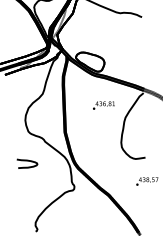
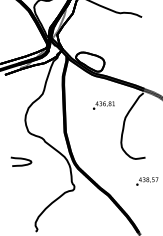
curve position: (27, 161) -> (21, 159) (21, 159)
